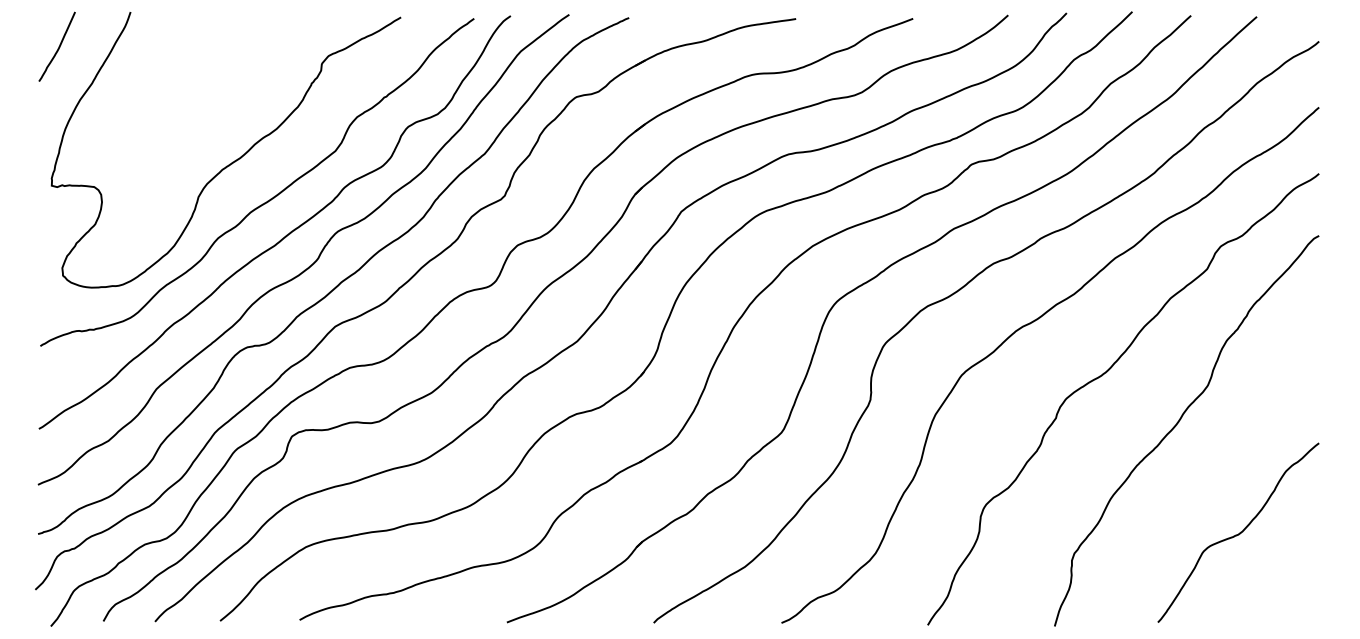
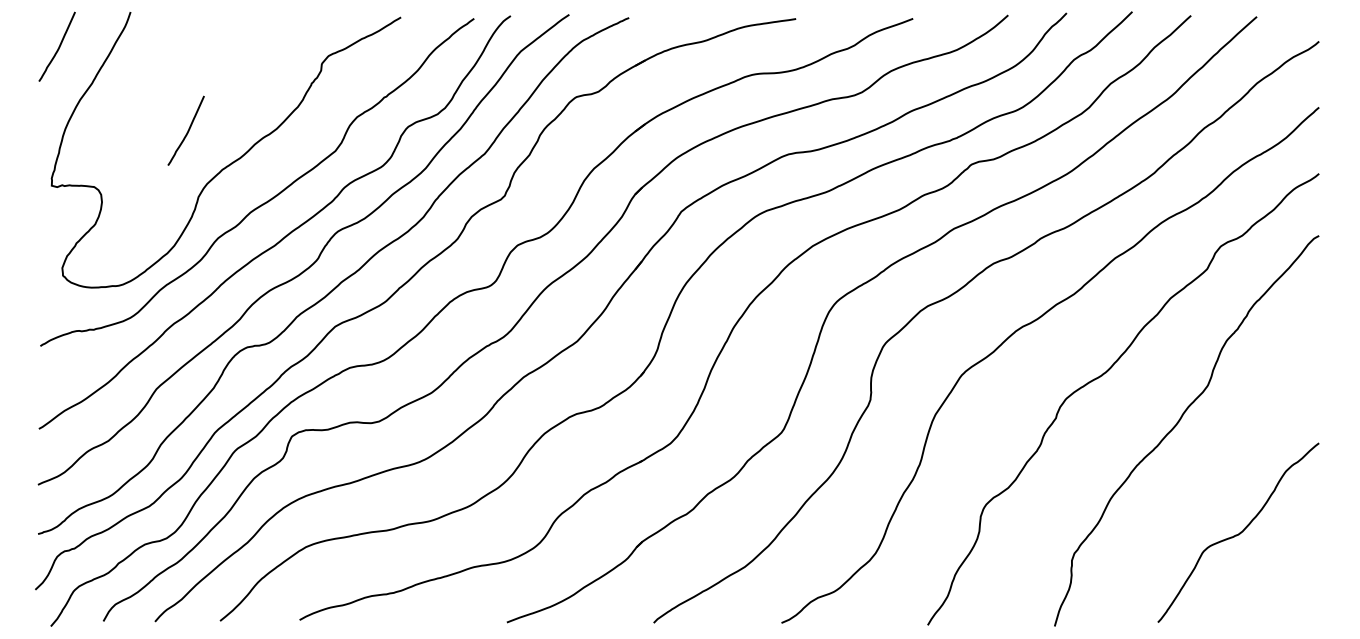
curve: none -> present (187, 130)
